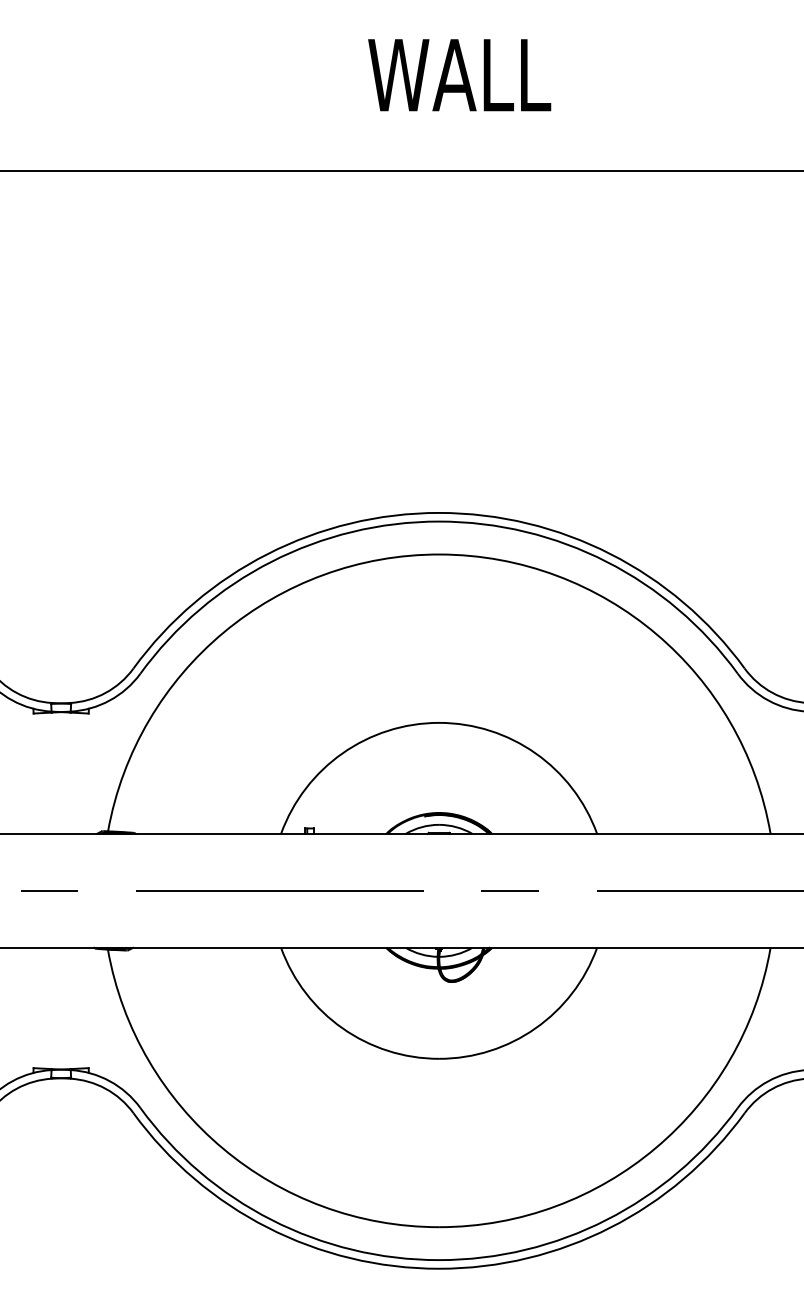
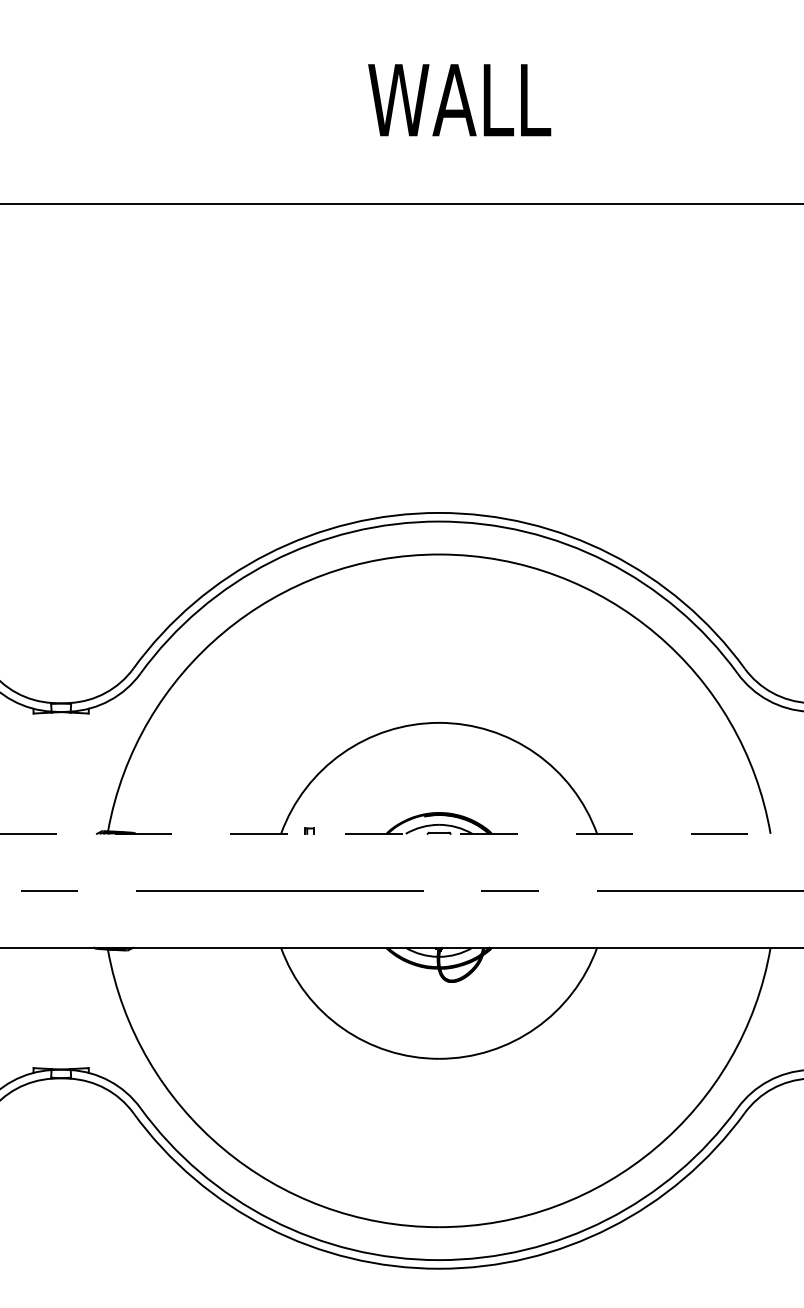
text position: (459, 75) -> (459, 100) (459, 100)
line position: (401, 170) -> (401, 203) (401, 203)
line: solid -> dashed (401, 833)
